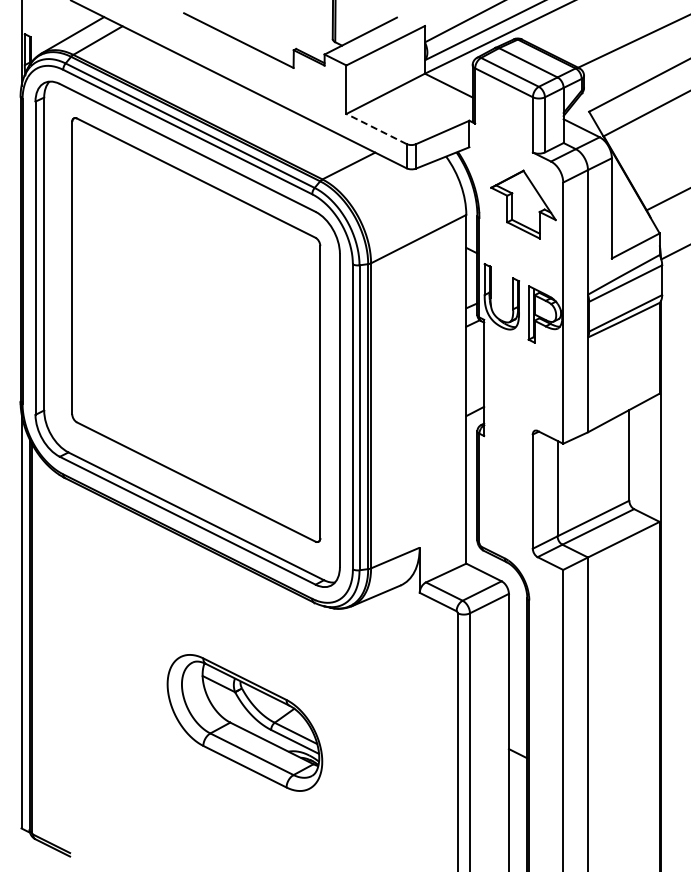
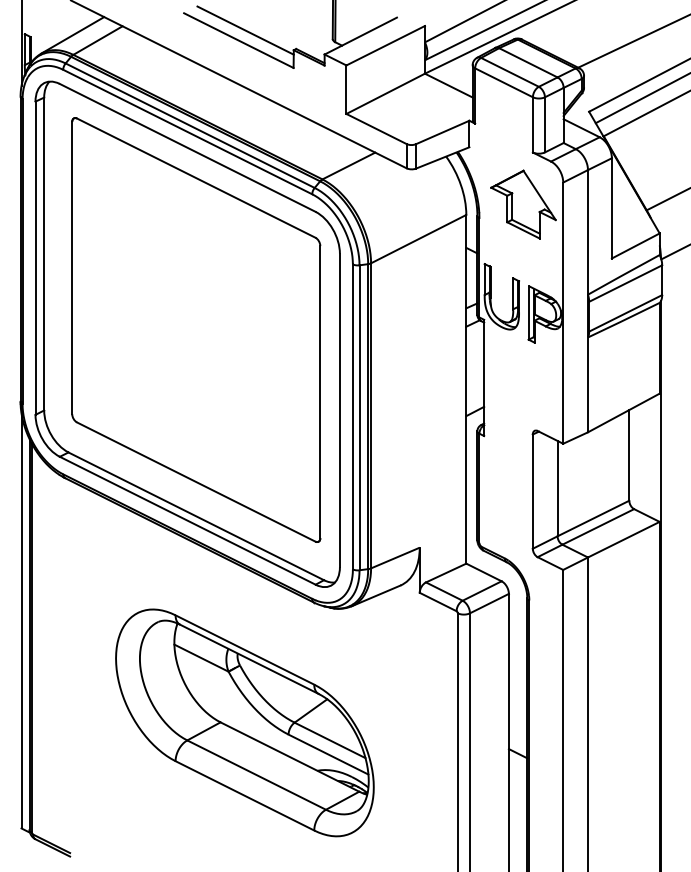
line: none -> present (245, 30)
line: none -> present (641, 98)
line: dashed -> solid (376, 129)
part size: 158x138 px -> 260x230 px (244, 722)
